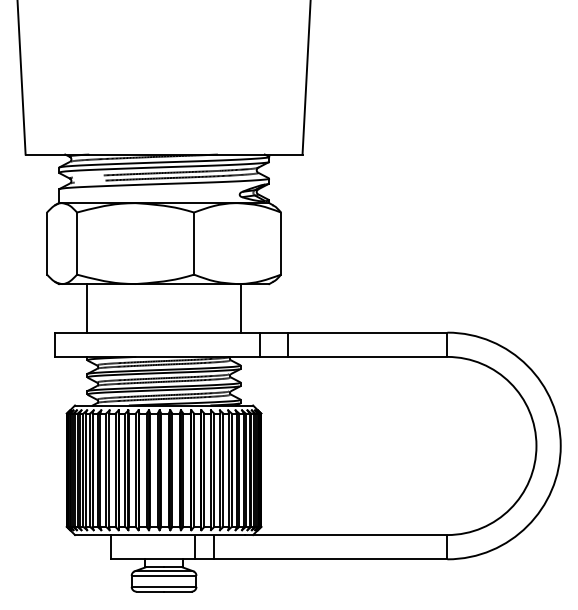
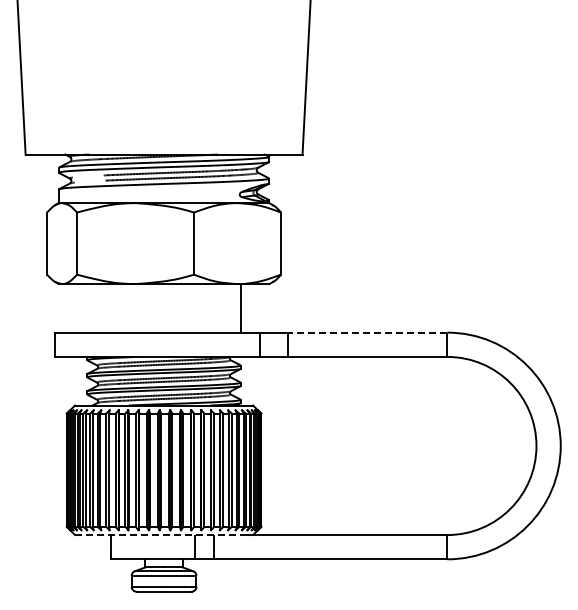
line: present -> none (87, 308)
line: solid -> dashed (367, 332)
line: solid -> dashed (160, 535)
